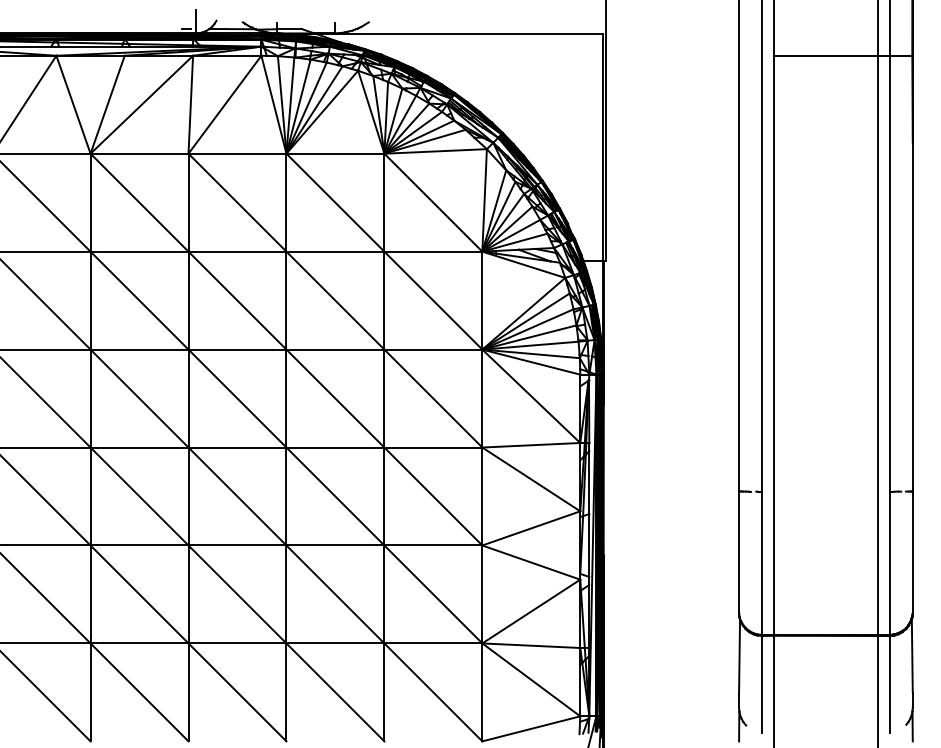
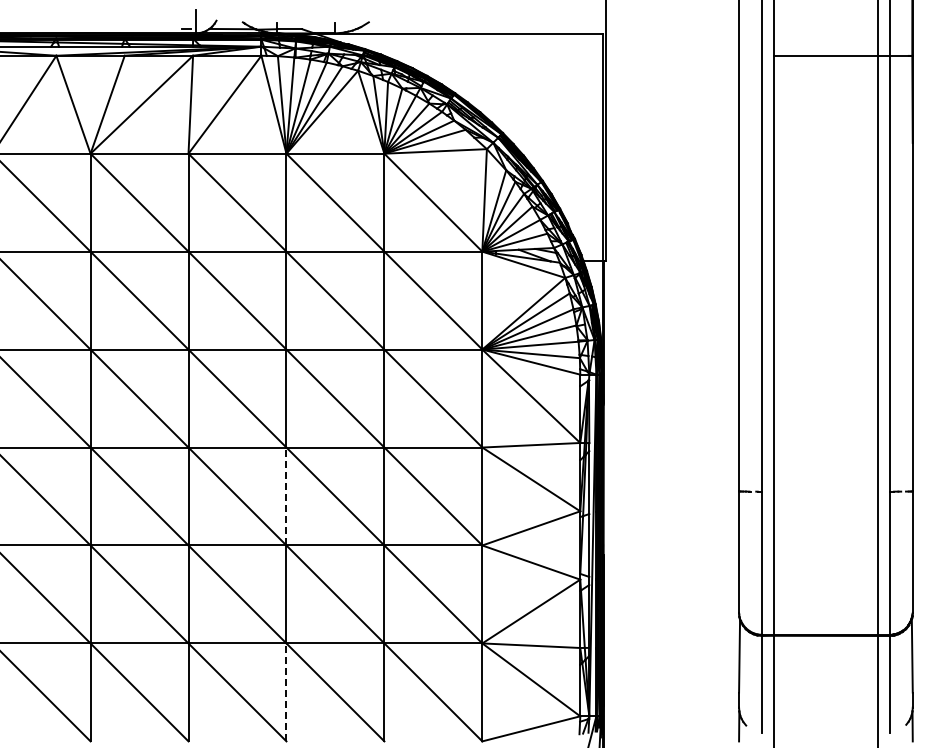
line: solid -> dashed (286, 496)
line: solid -> dashed (286, 692)
